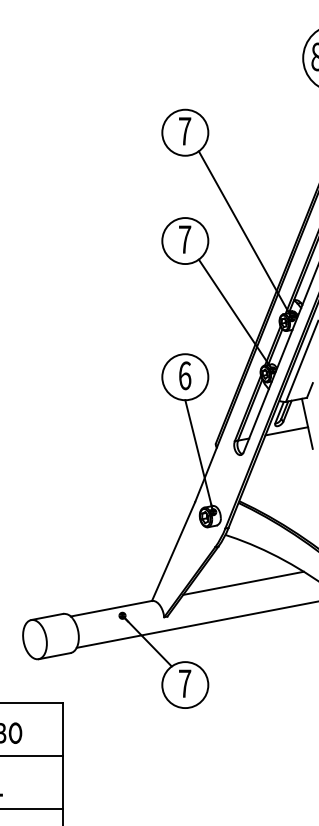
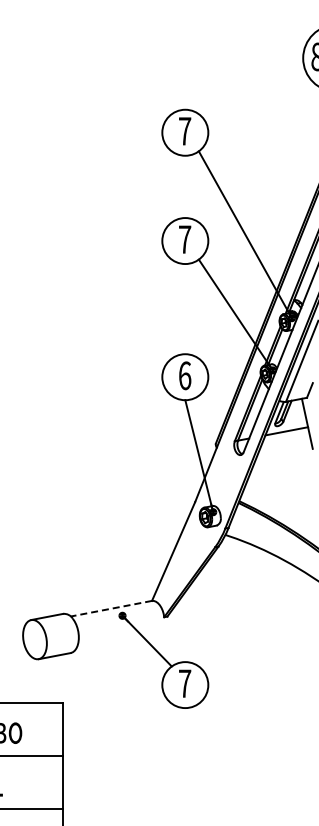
line: present -> none (243, 582)
line: solid -> dashed (110, 608)
line: present -> none (195, 624)
